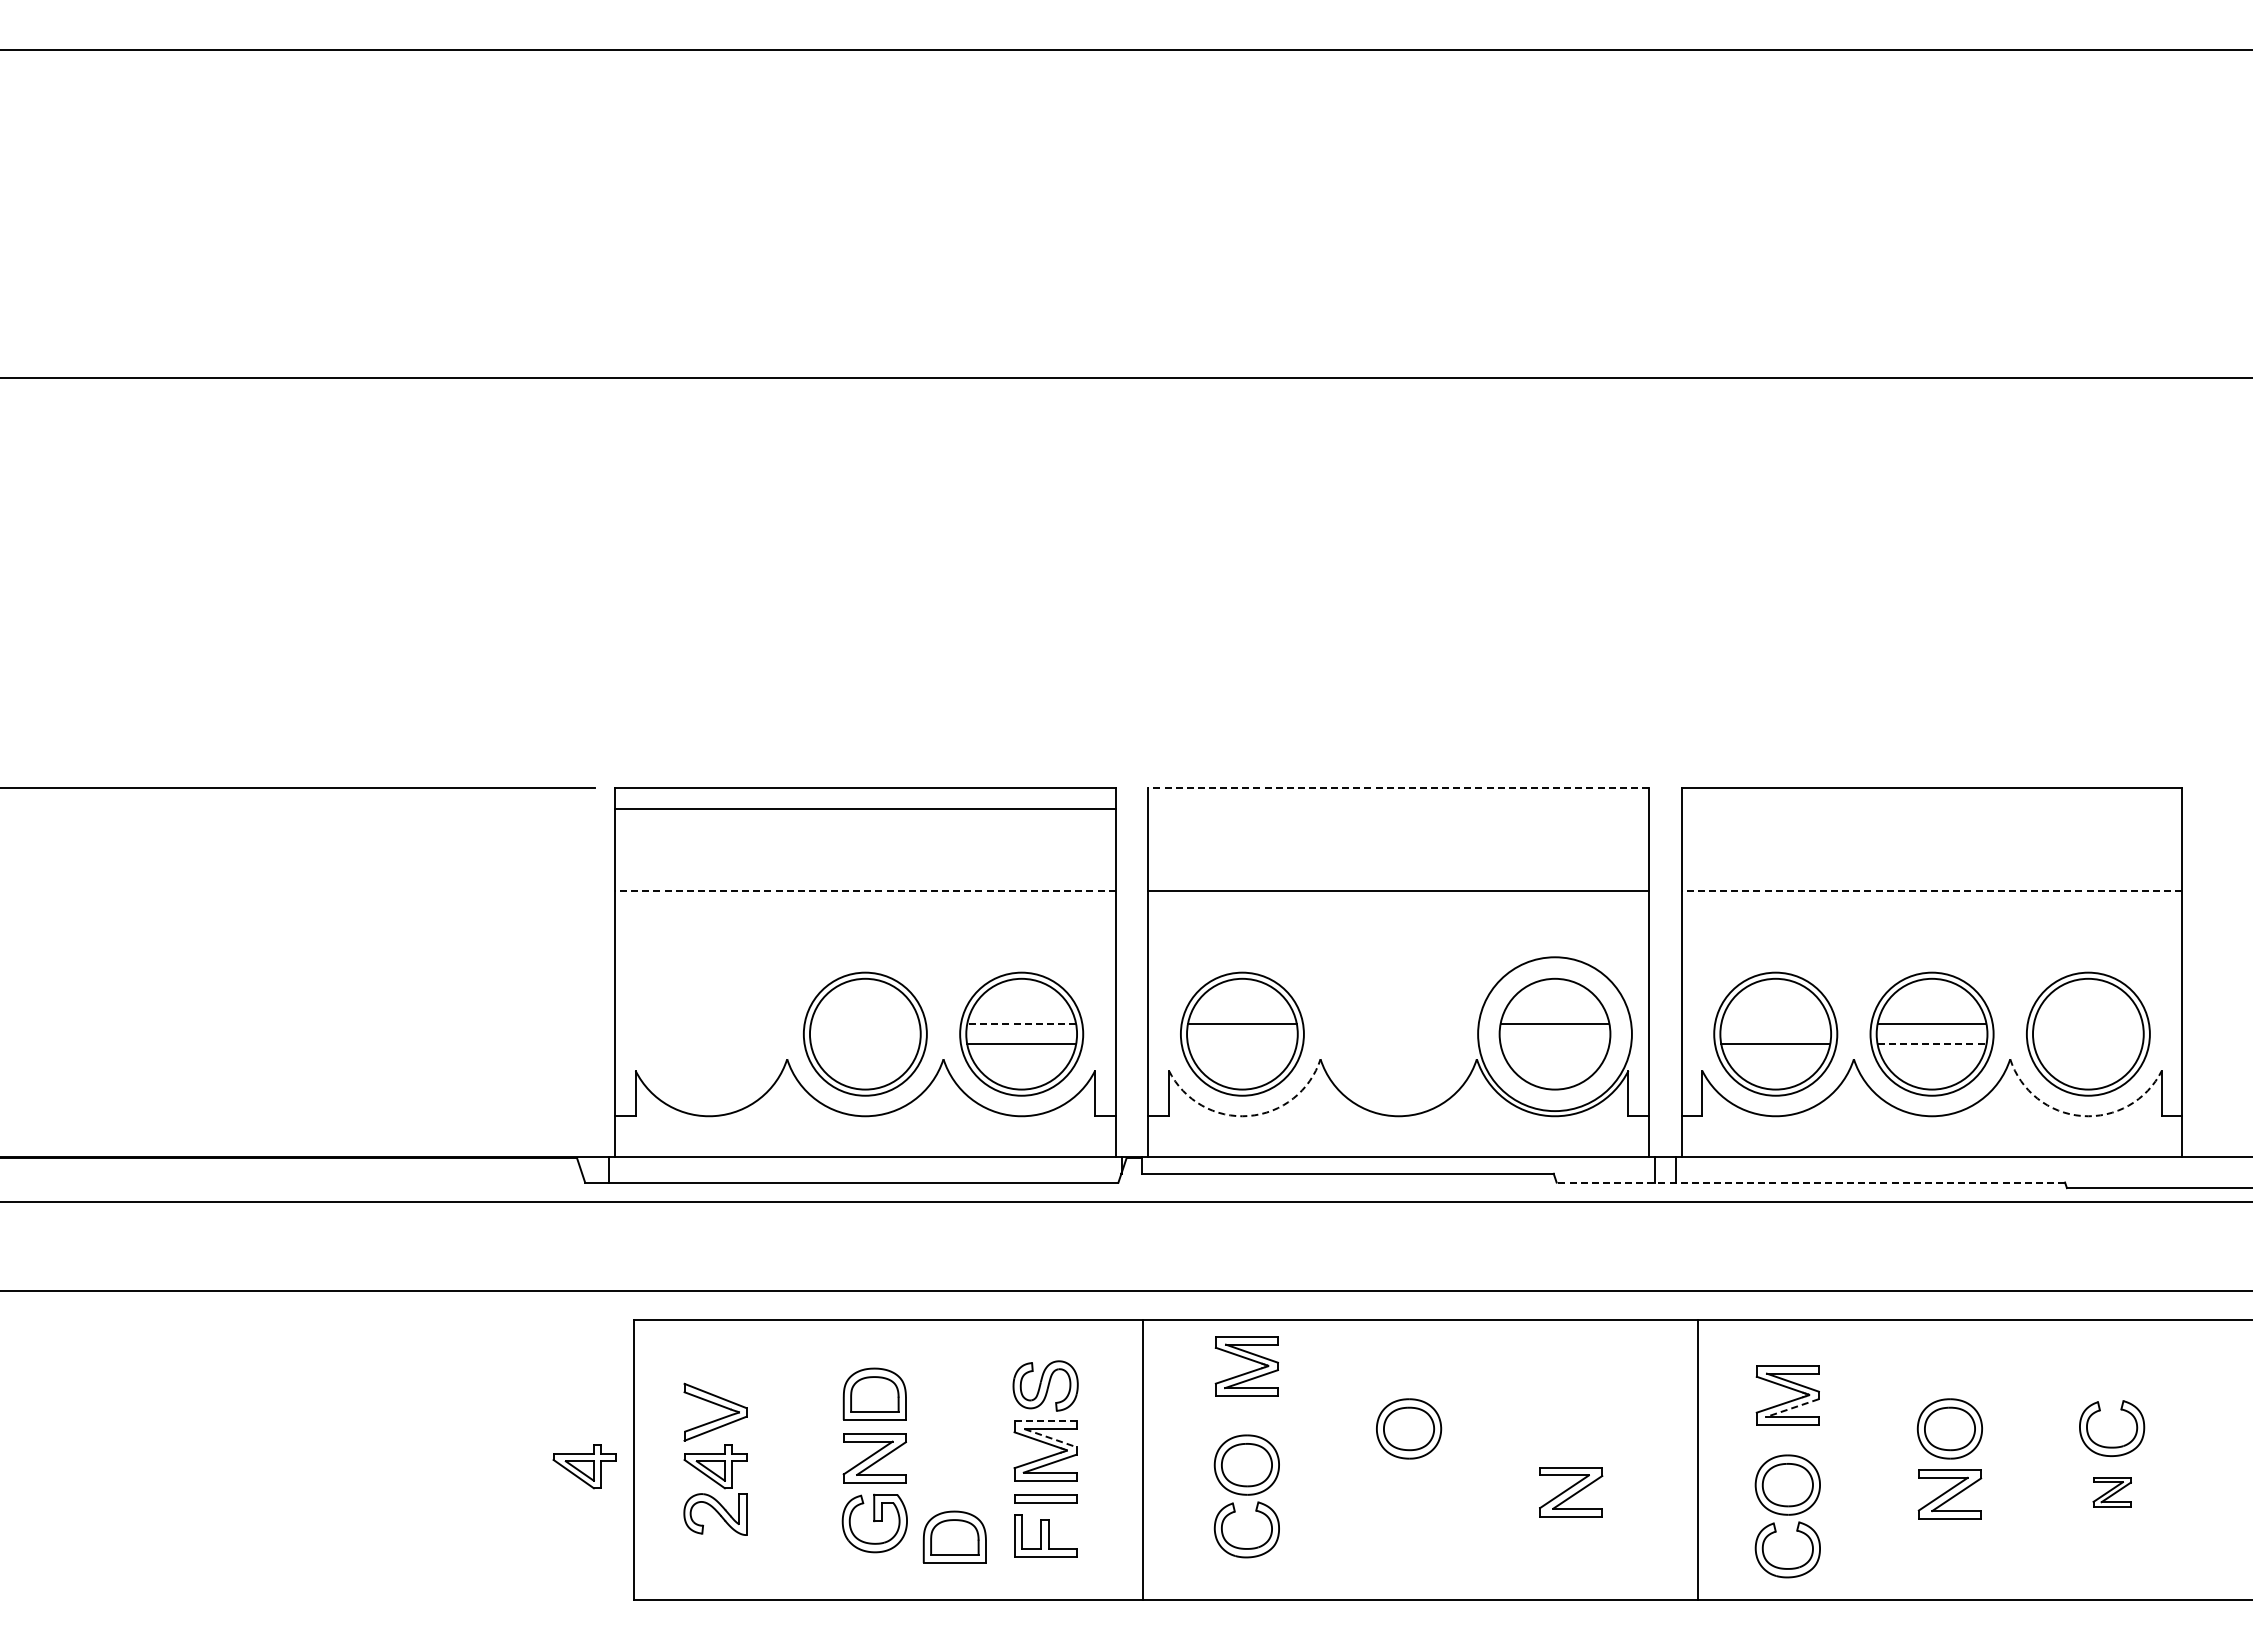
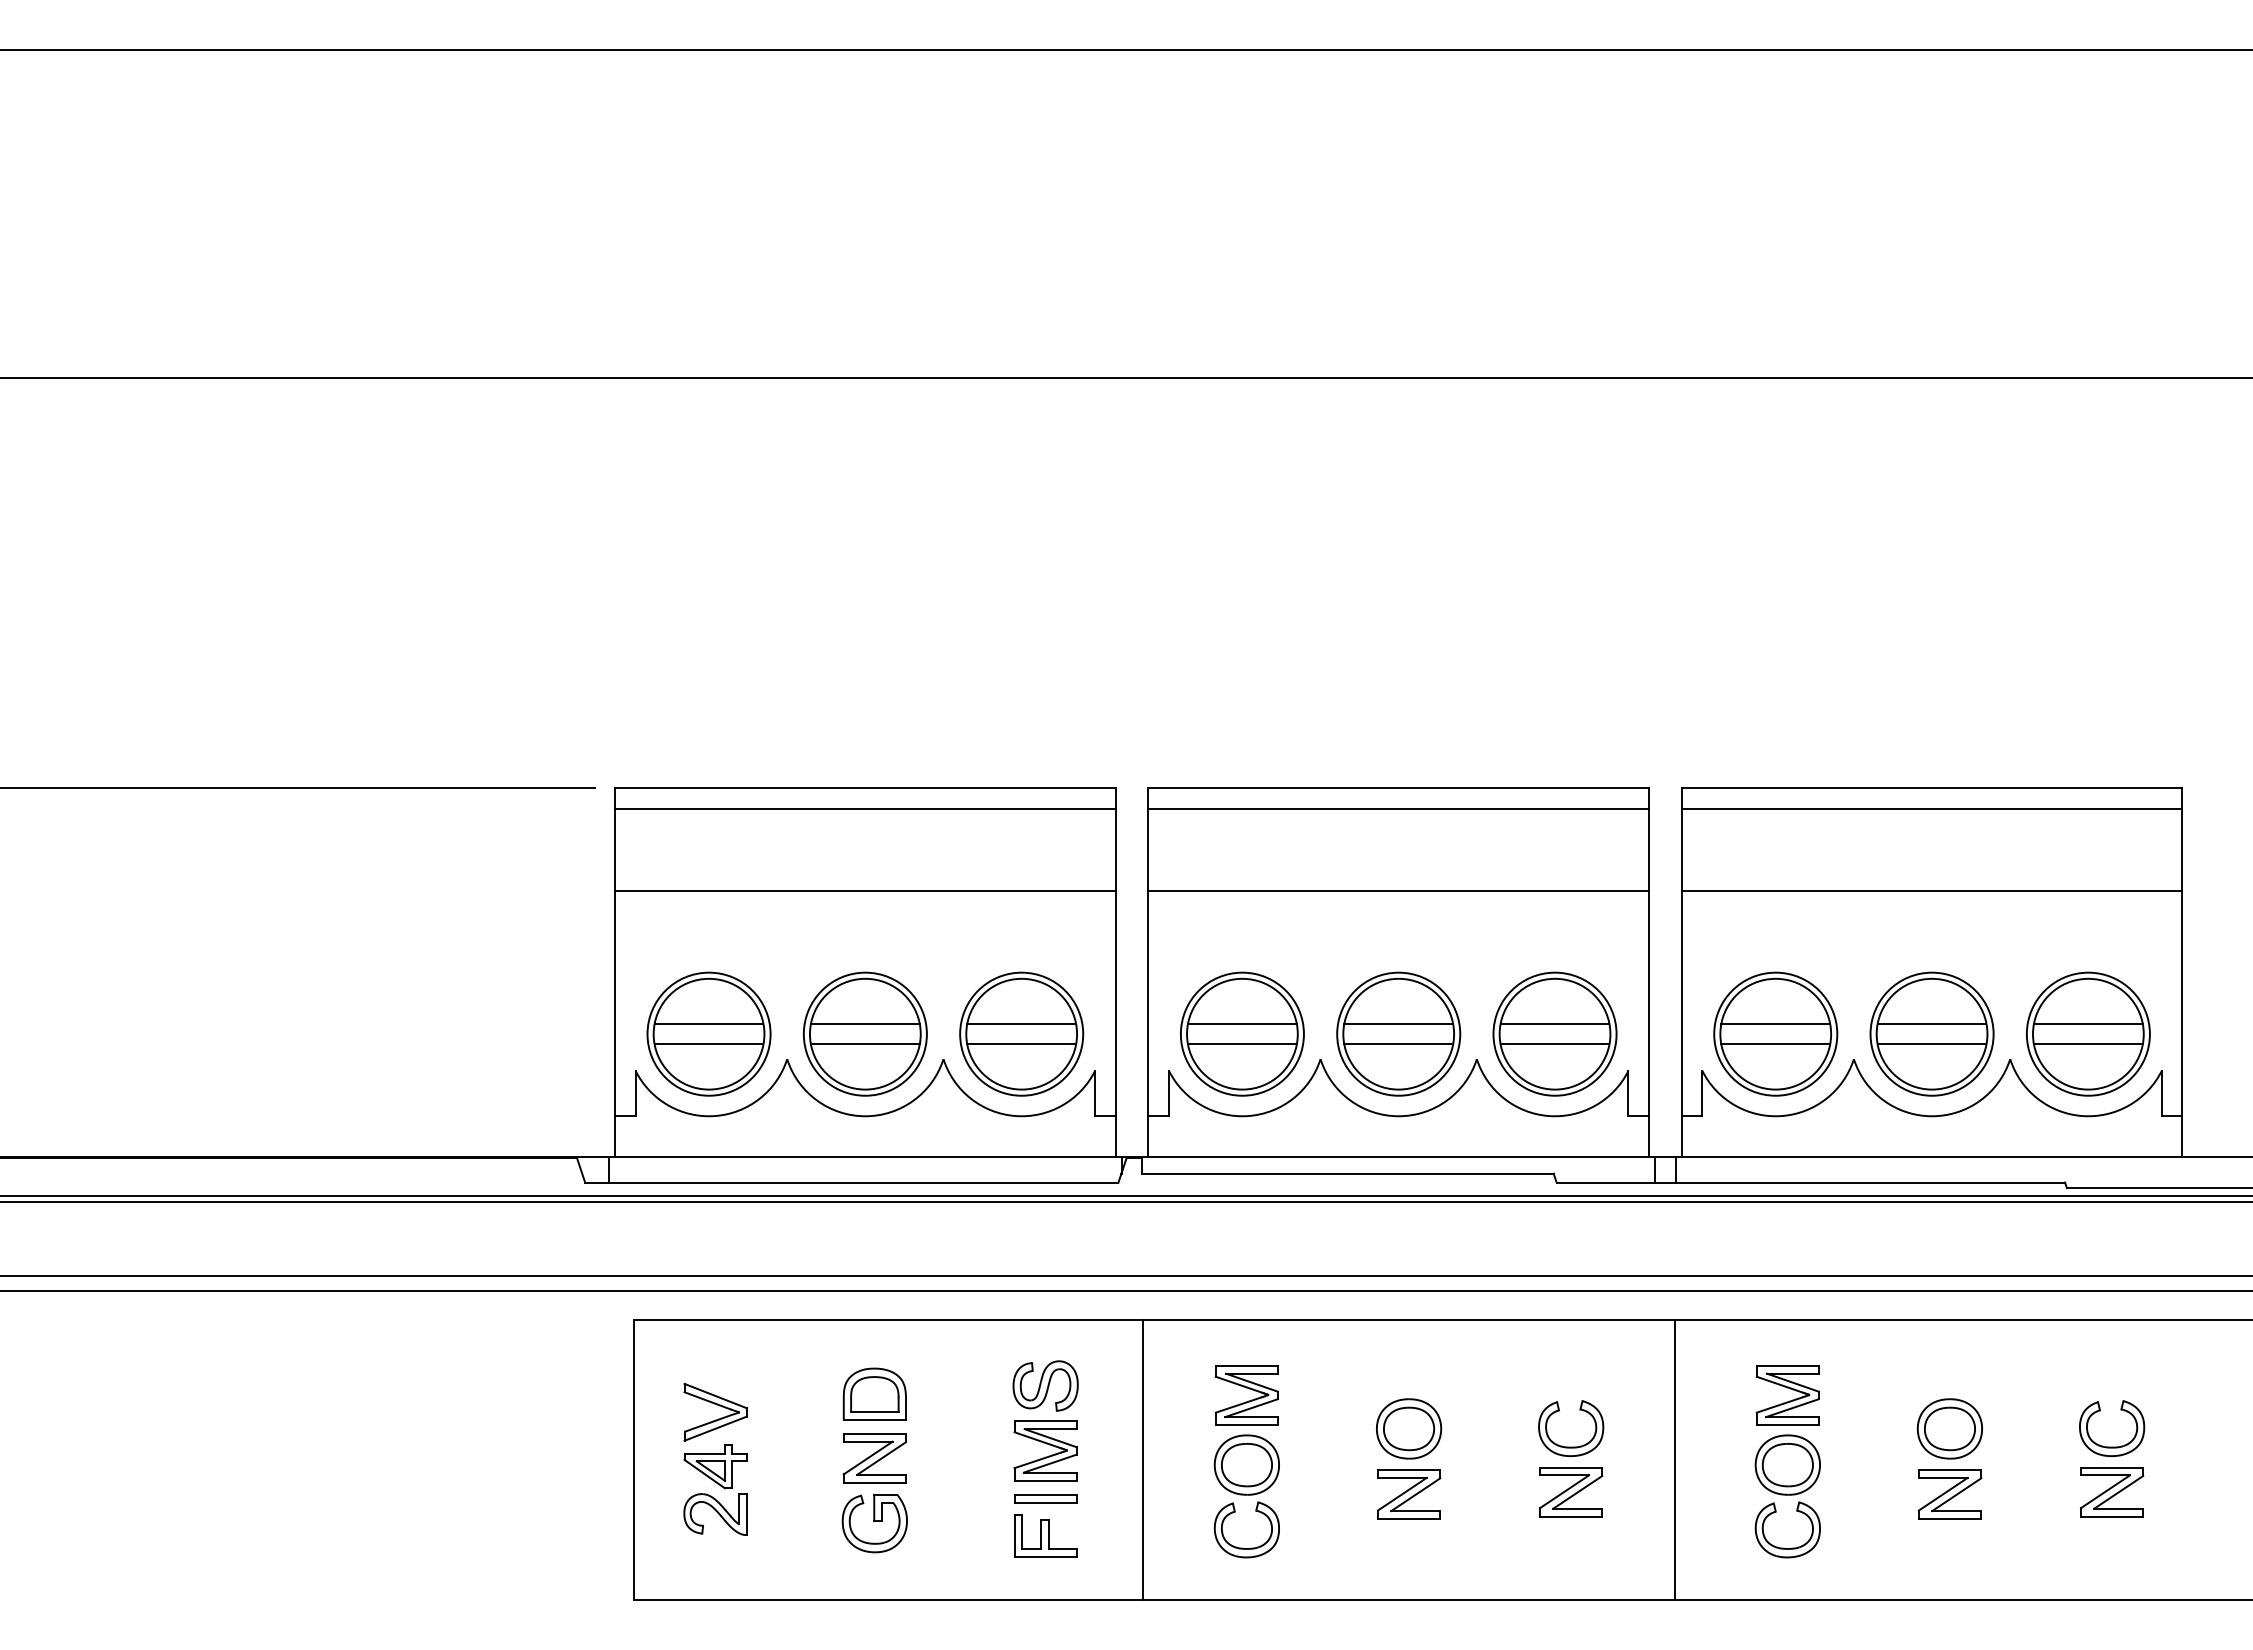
line: dashed -> solid (1398, 788)
line: none -> present (1398, 808)
line: none -> present (1931, 808)
line: dashed -> solid (864, 890)
line: dashed -> solid (1931, 890)
line: none -> present (864, 1023)
line: dashed -> solid (1021, 1023)
line: none -> present (1775, 1023)
line: none -> present (2087, 1023)
part: none -> present (708, 1033)
part: none -> present (1398, 1033)
circle diameter: 154 px -> 123 px (1554, 1033)
line: none -> present (864, 1044)
line: none -> present (1241, 1044)
line: none -> present (1554, 1044)
line: dashed -> solid (1932, 1044)
line: none -> present (2087, 1044)
arc: dashed -> solid (1248, 1116)
arc: dashed -> solid (2082, 1116)
line: dashed -> solid (1810, 1182)
line: none -> present (1125, 1195)
line: none -> present (1125, 1276)
part position: (1246, 1366) -> (1246, 1395) (1246, 1395)
line: dashed -> solid (1792, 1408)
line: dashed -> solid (1046, 1421)
line: dashed -> solid (1050, 1438)
part: none -> present (1571, 1446)
line position: (1697, 1460) -> (1674, 1460) (1674, 1460)
part: present -> none (584, 1466)
part size: 40x31 px -> 65x51 px (2112, 1492)
part: none -> present (1408, 1494)
part position: (1787, 1516) -> (1787, 1496) (1787, 1496)
part: present -> none (954, 1536)
